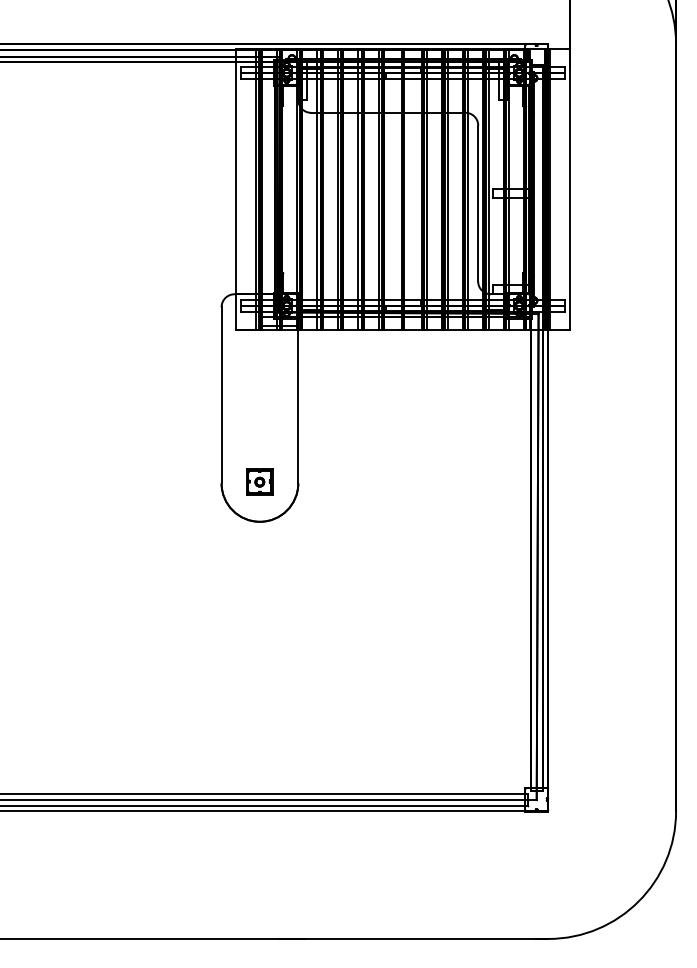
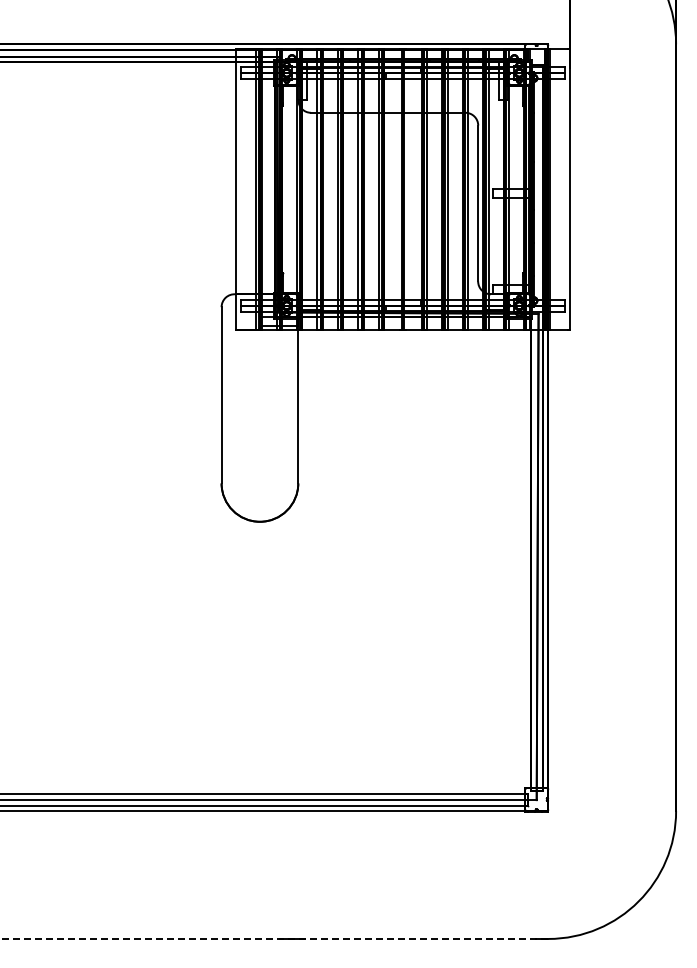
part: present -> none (259, 481)
line: solid -> dashed (274, 938)
